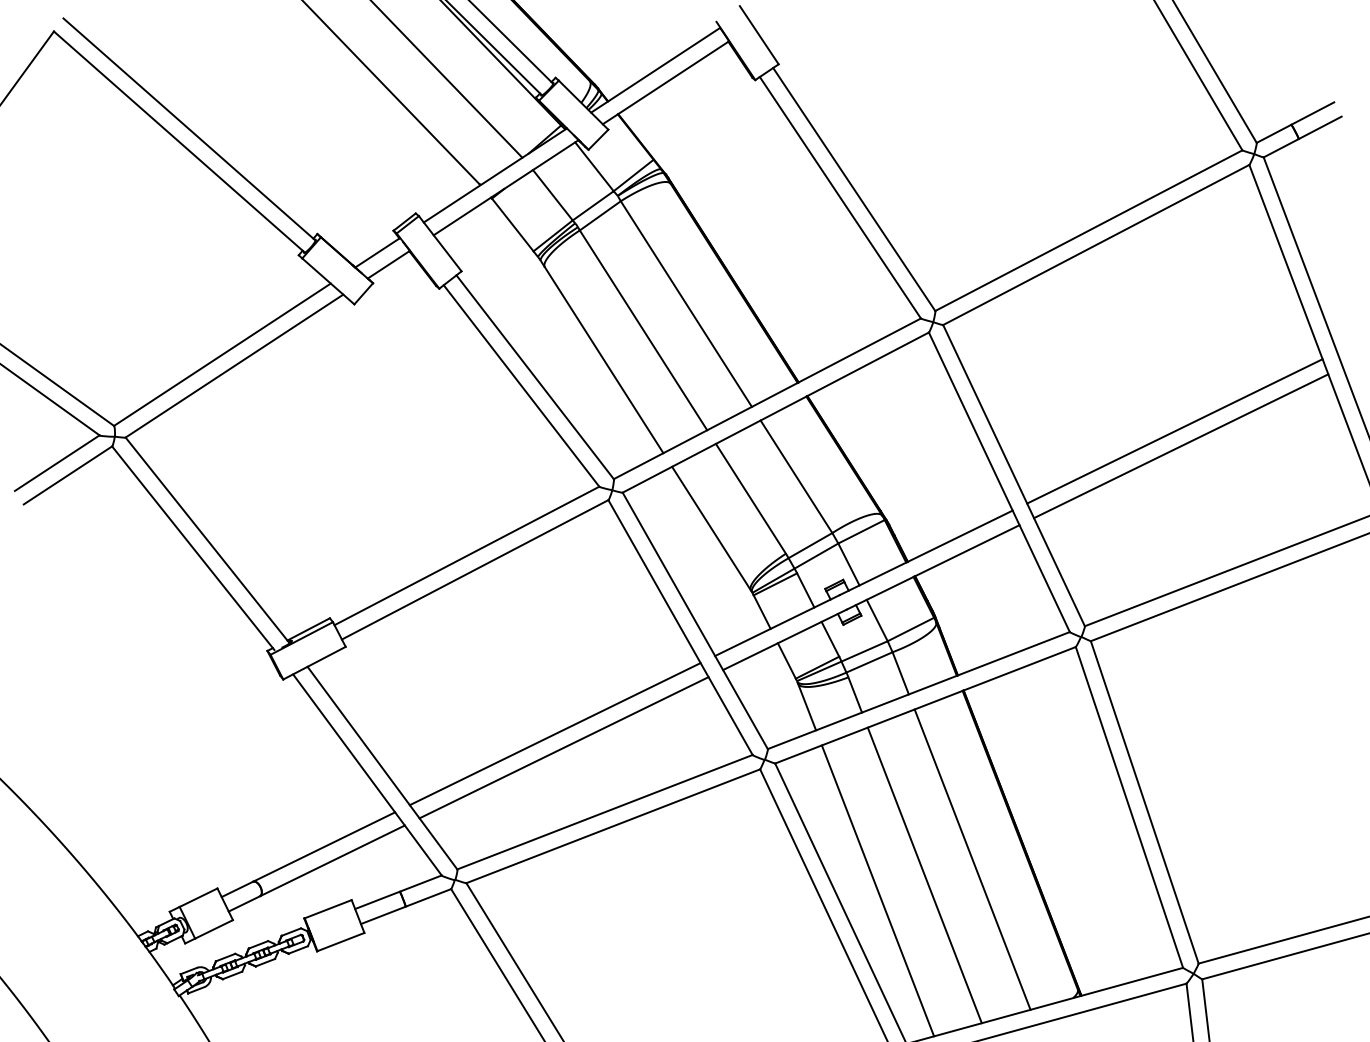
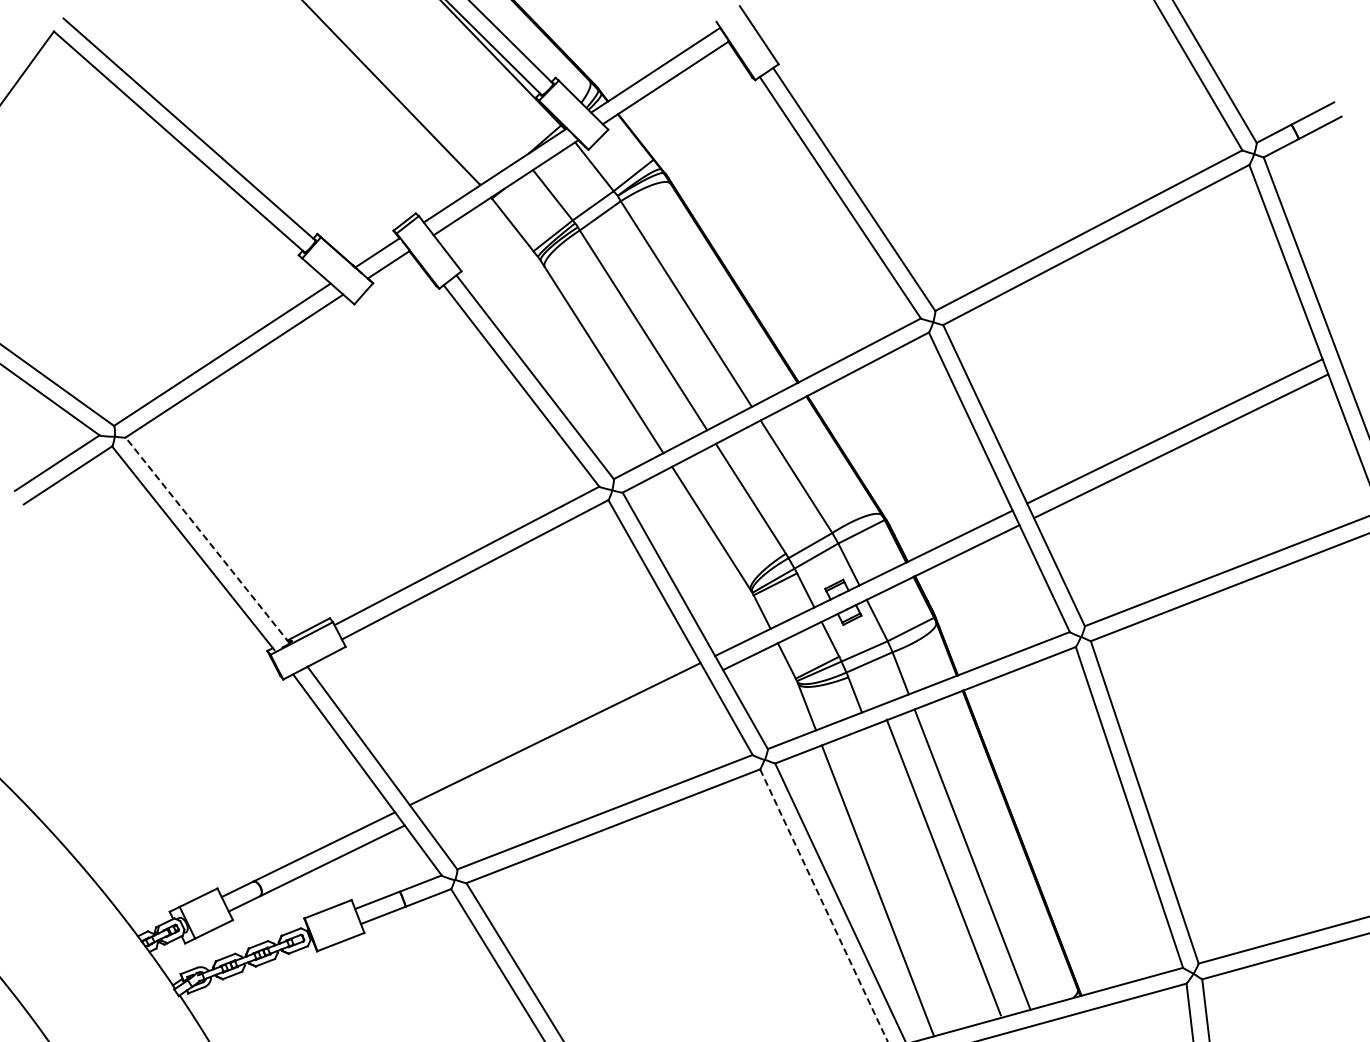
line: present -> none (447, 79)
line: solid -> dashed (207, 540)
line: present -> none (563, 747)
line position: (924, 875) -> (943, 867) (943, 867)
line: solid -> dashed (824, 905)
